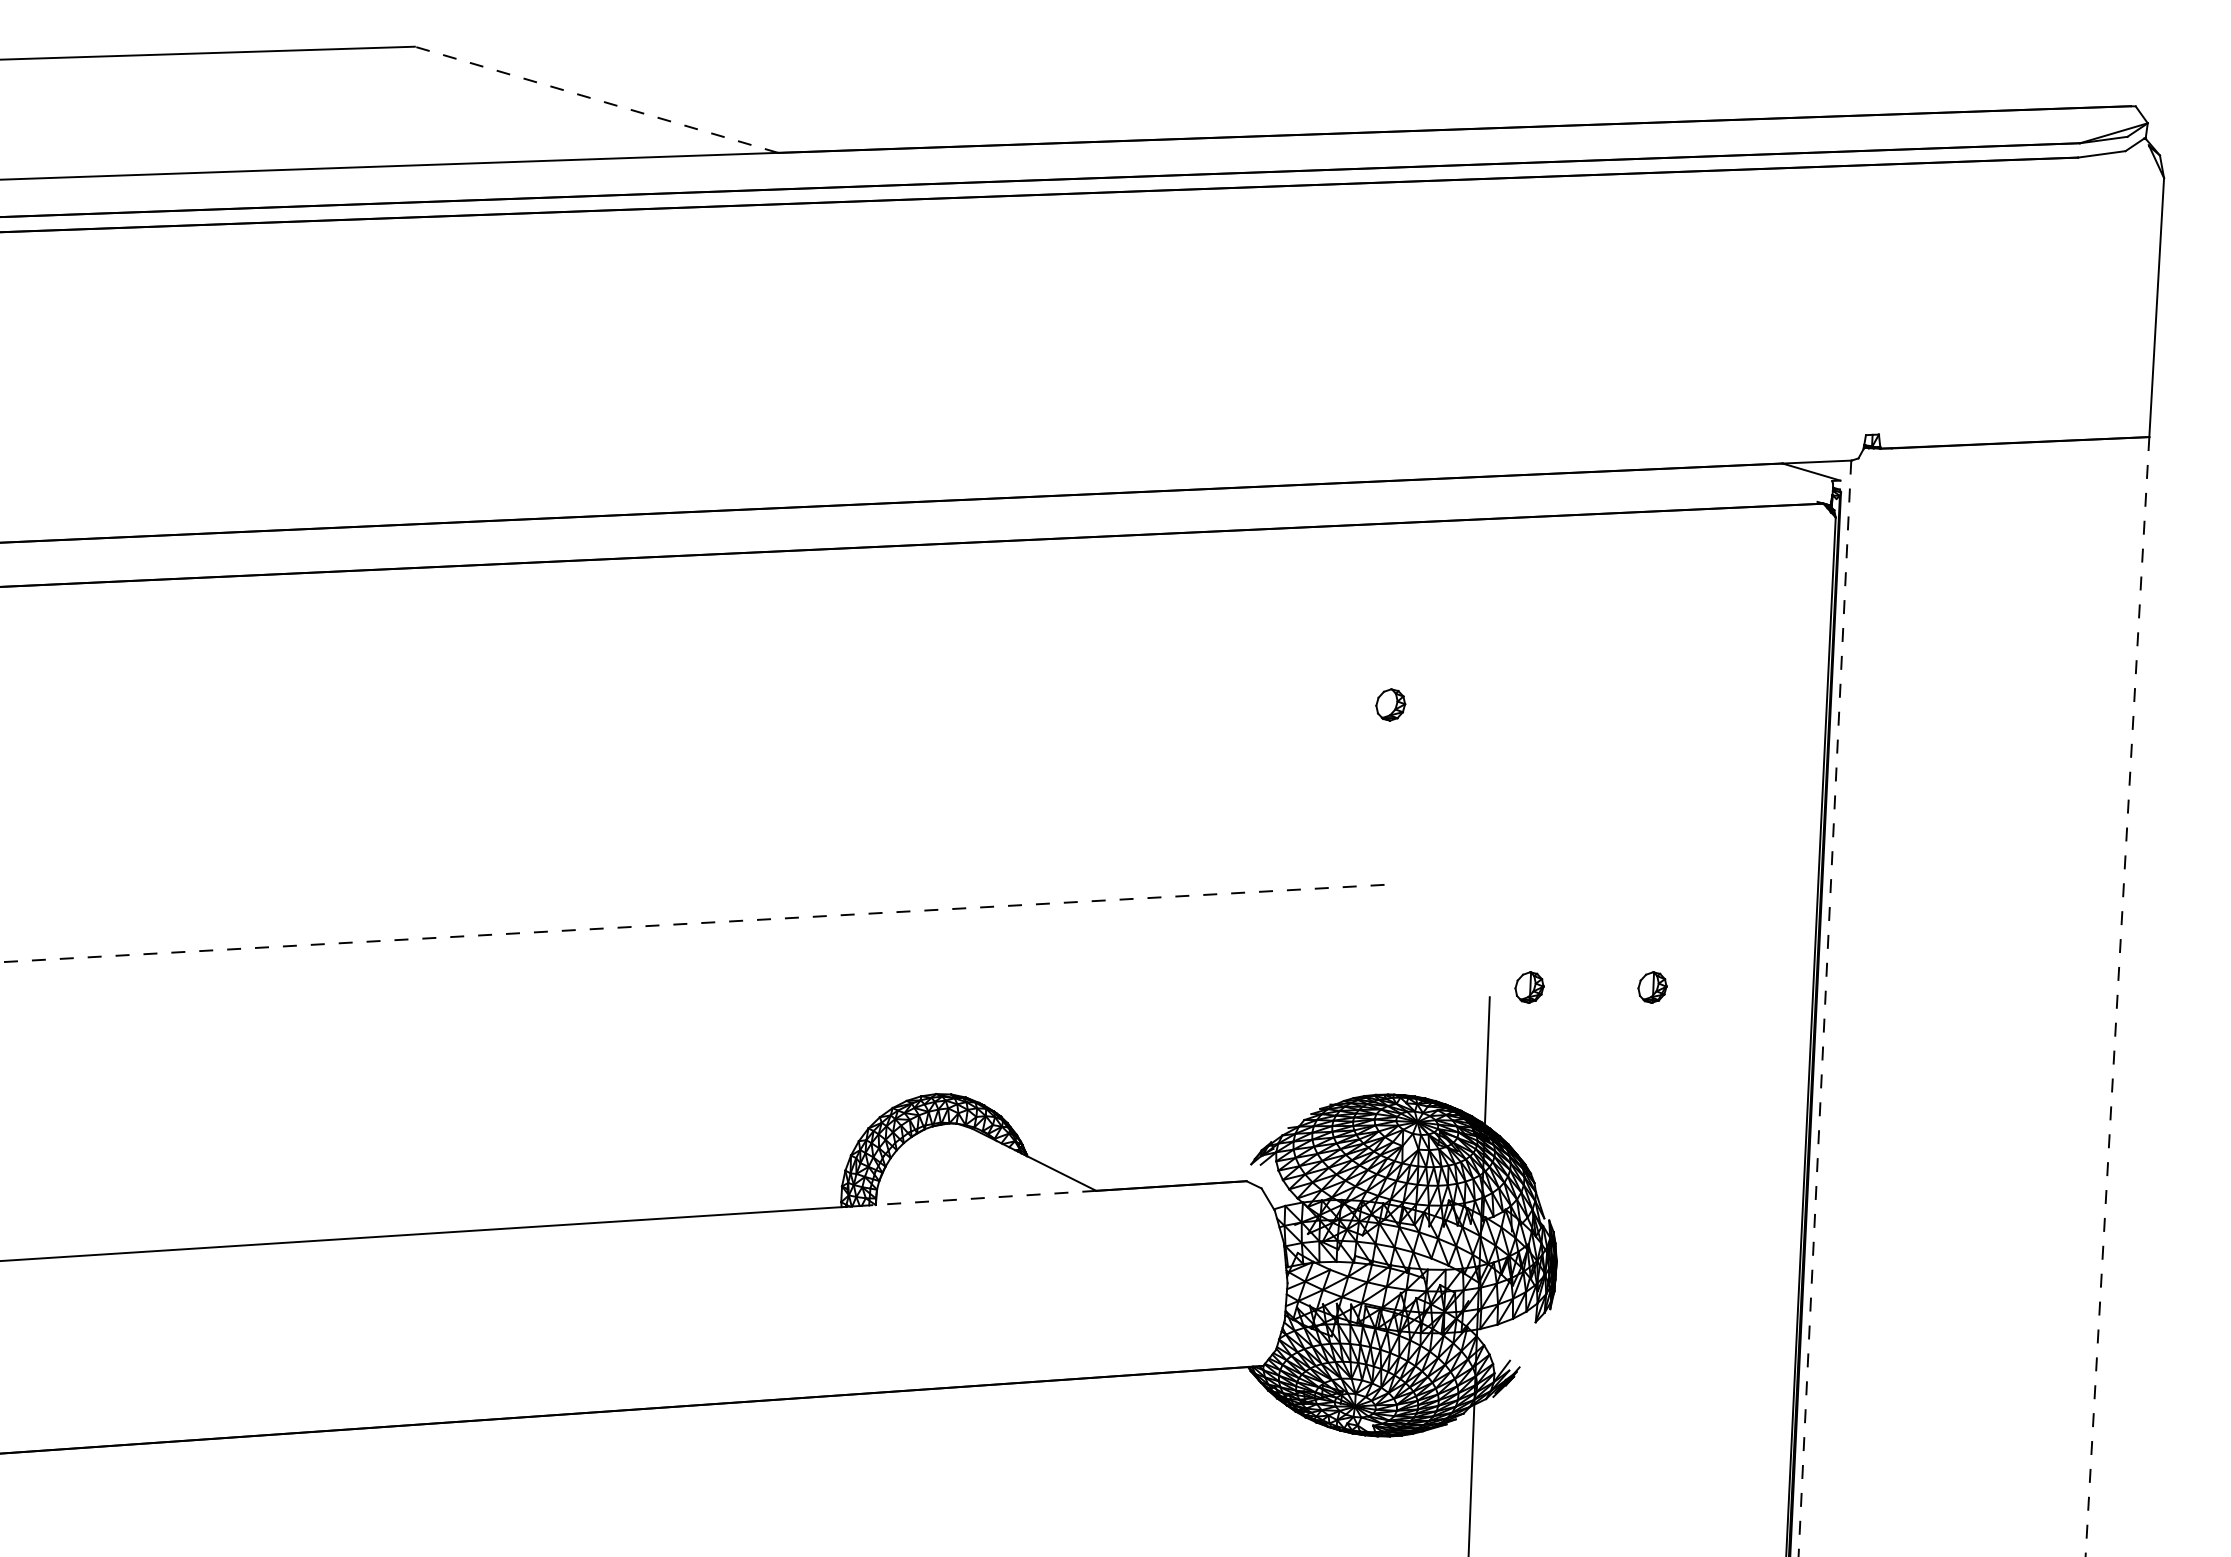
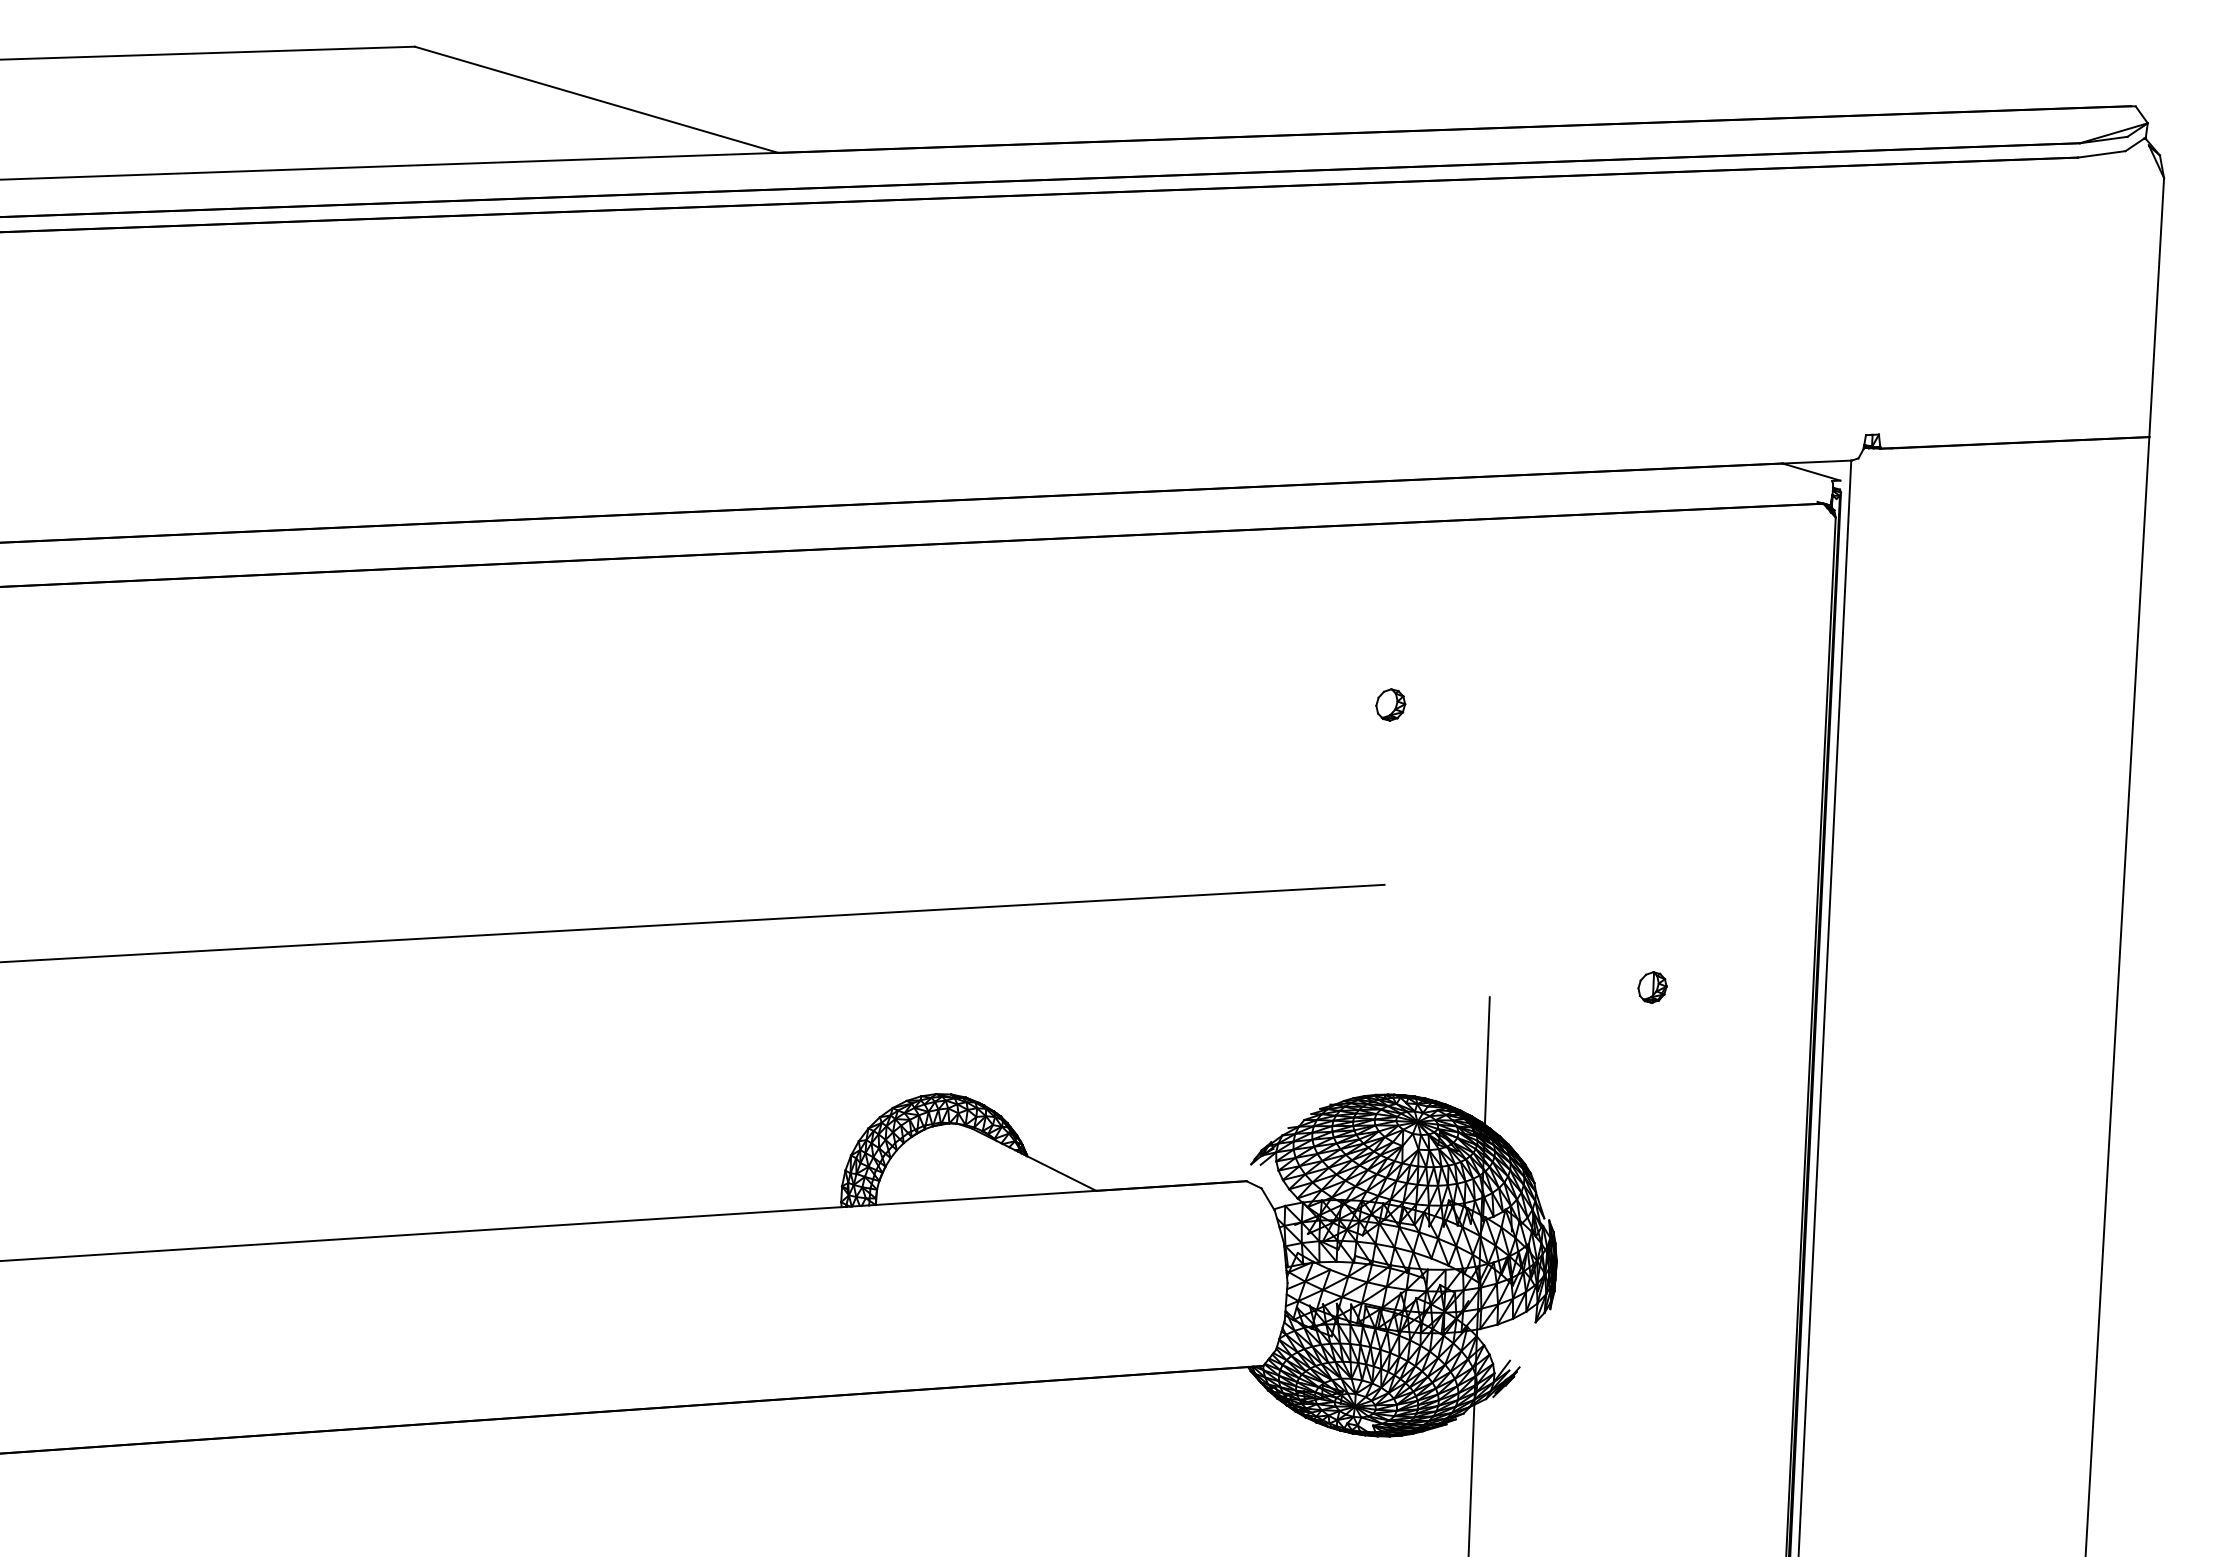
line: dashed -> solid (596, 99)
line: dashed -> solid (692, 923)
part: present -> none (1529, 987)
line: dashed -> solid (2117, 997)
line: dashed -> solid (1824, 1008)
line: dashed -> solid (982, 1198)
